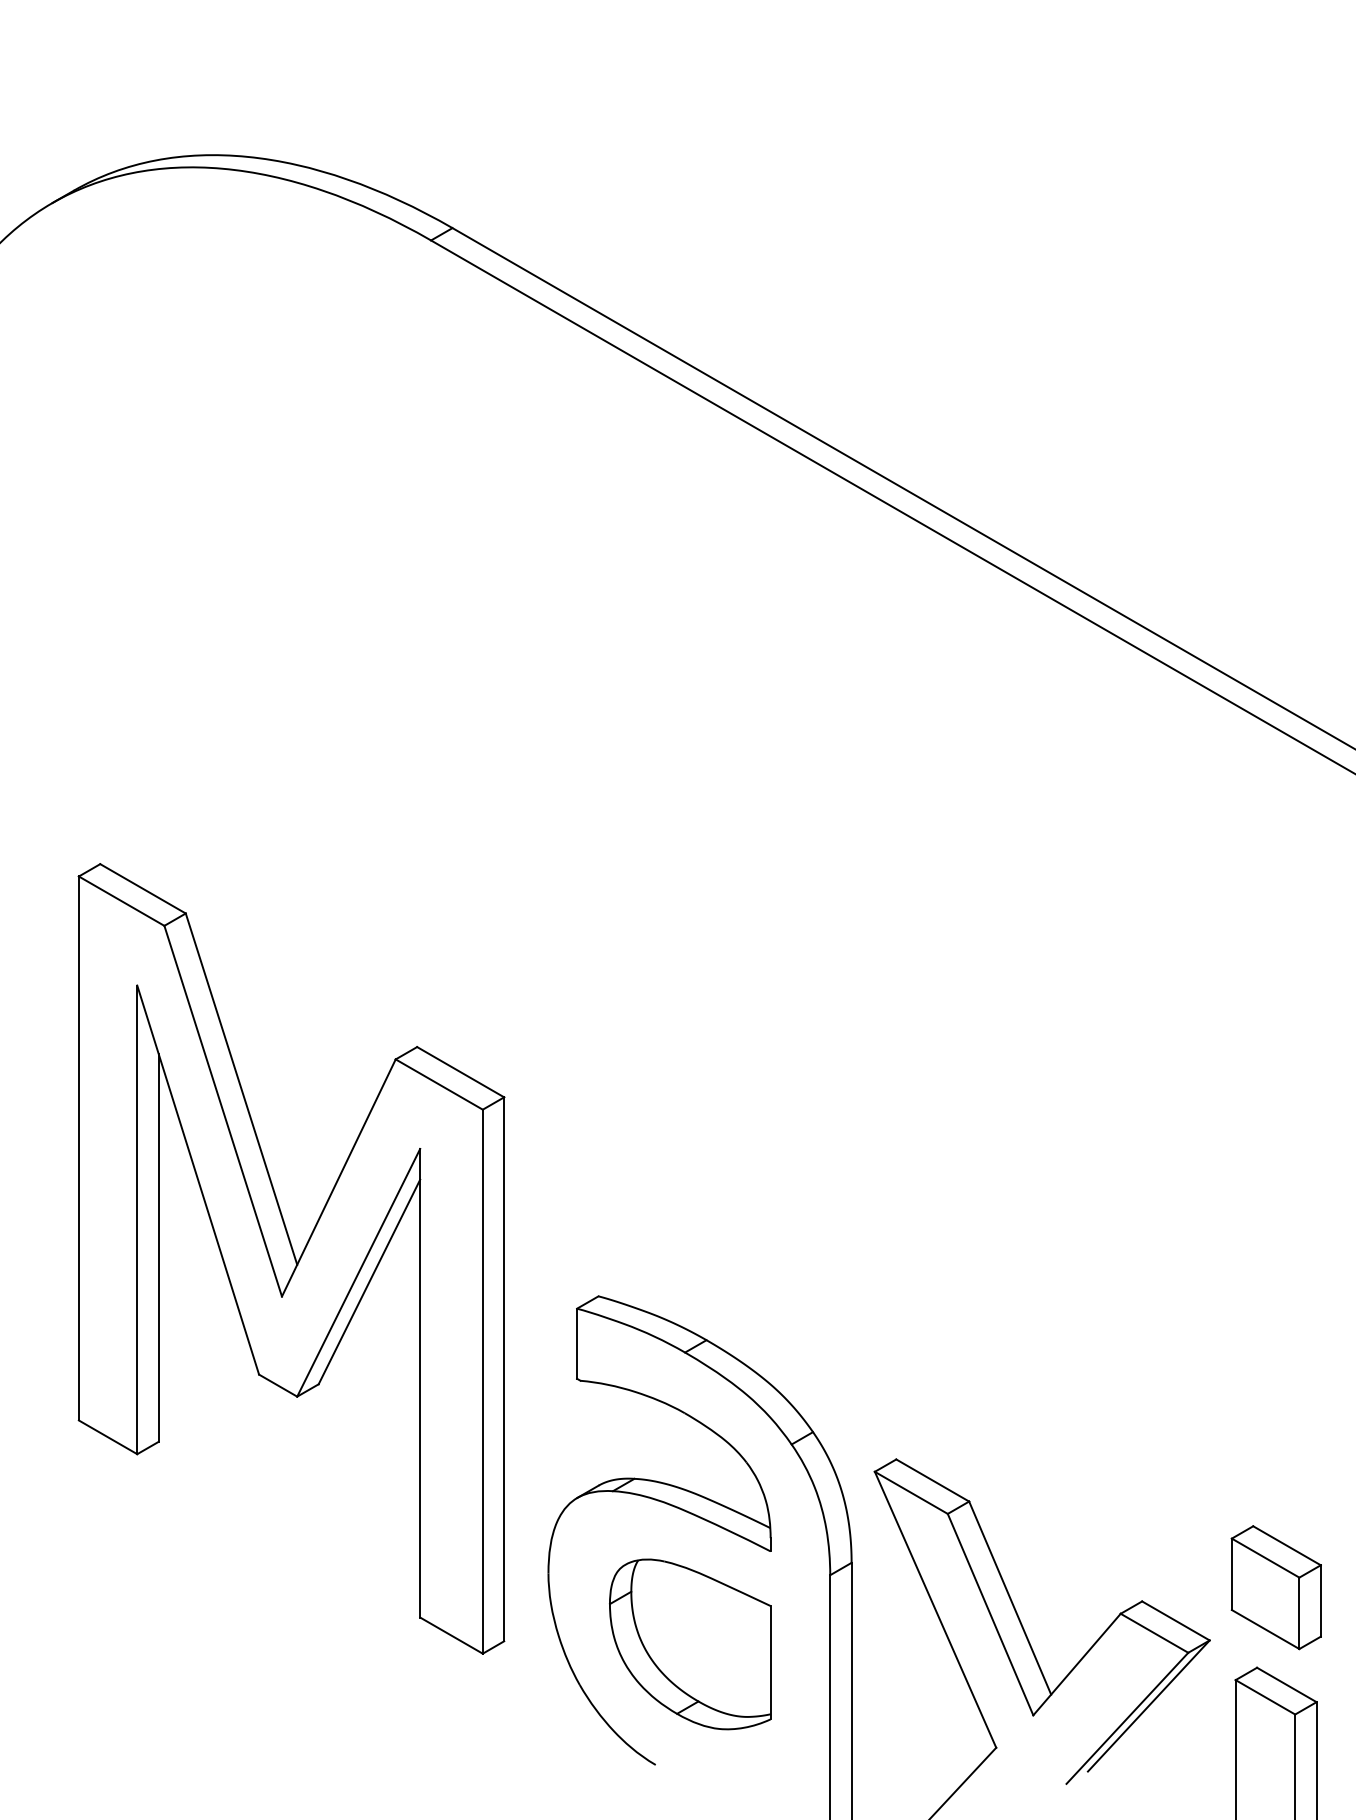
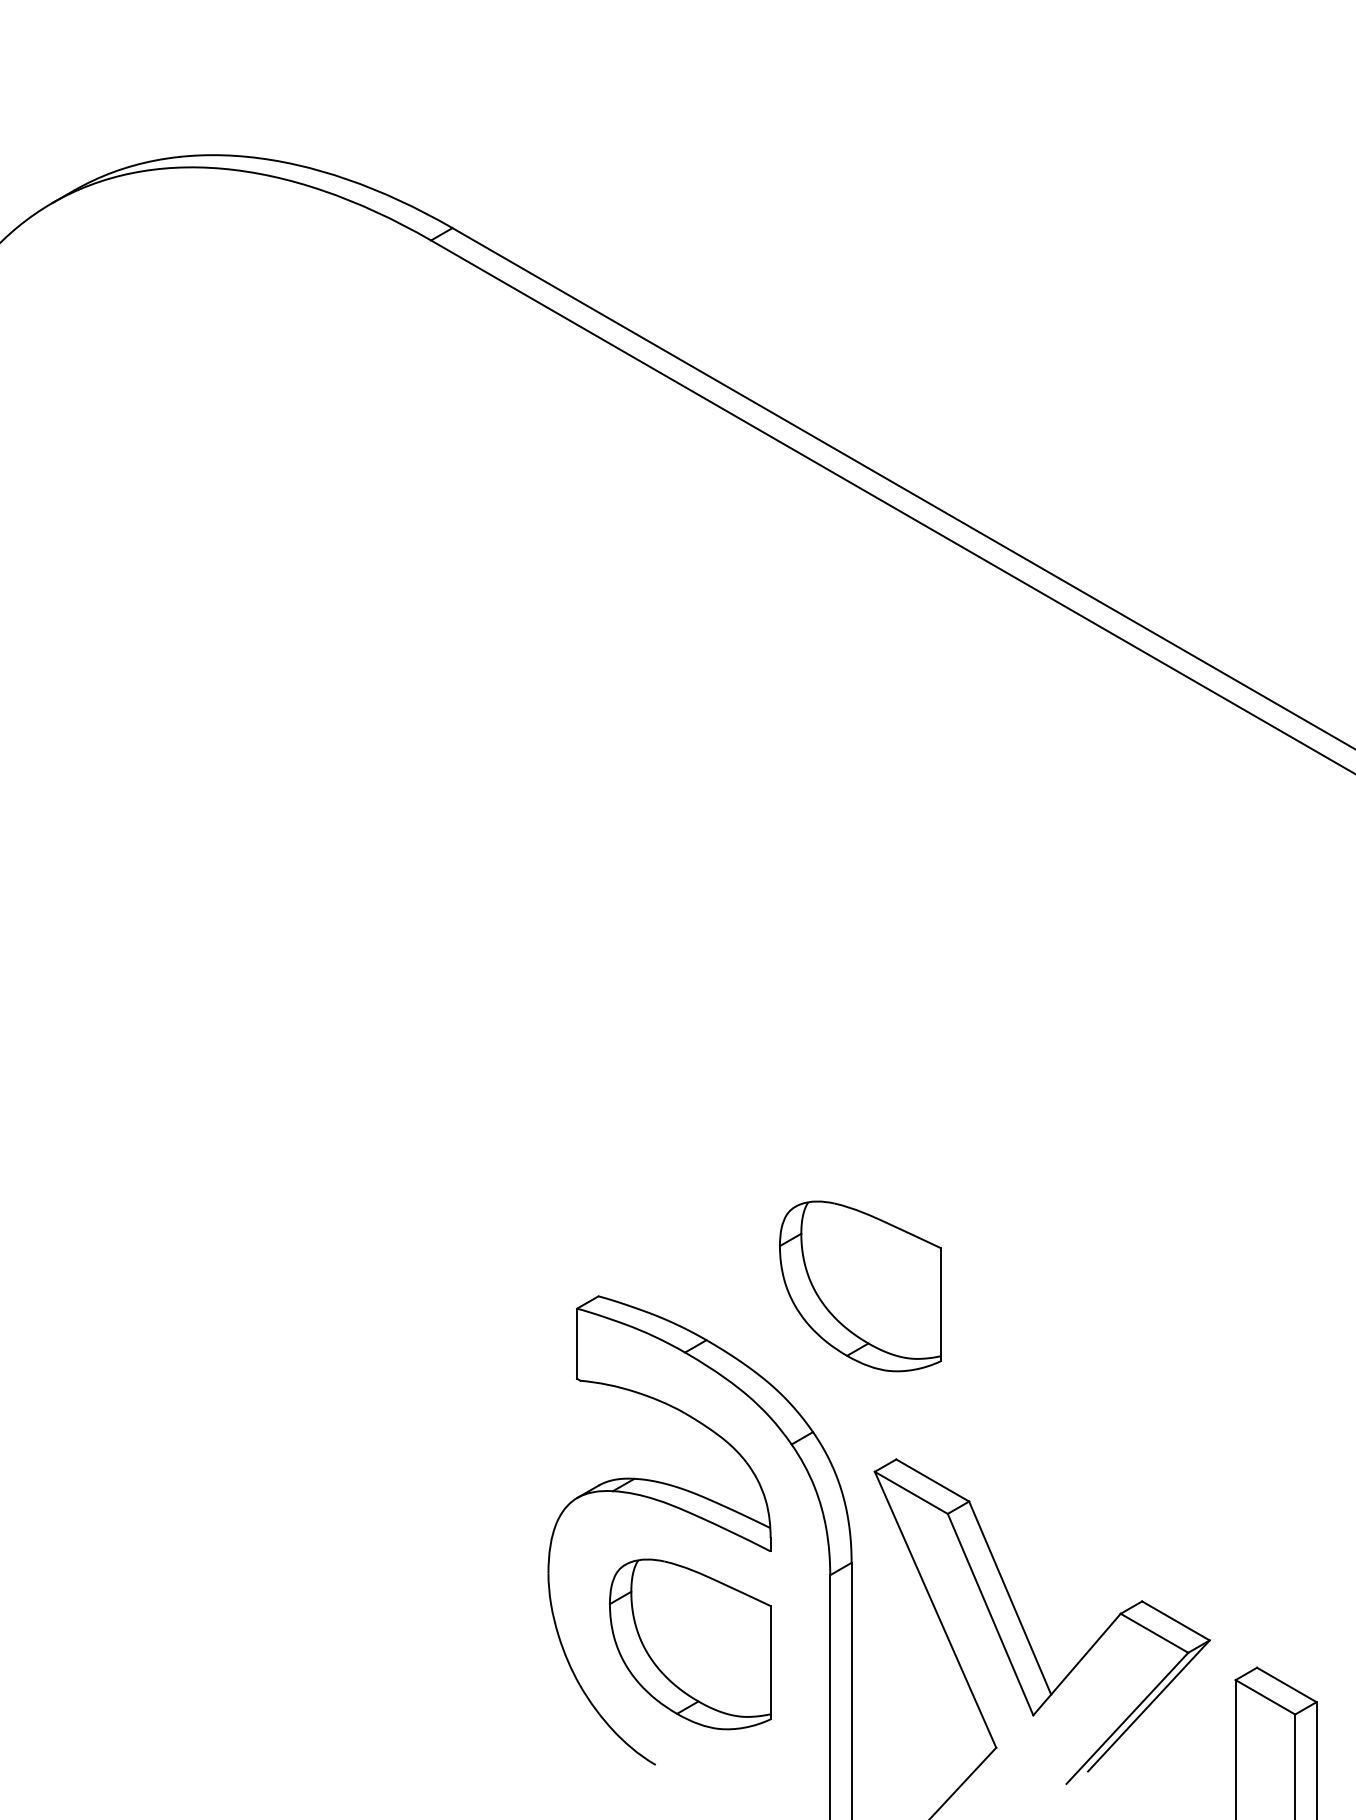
part: present -> none (291, 1258)
part: none -> present (860, 1286)
part: present -> none (1275, 1587)
